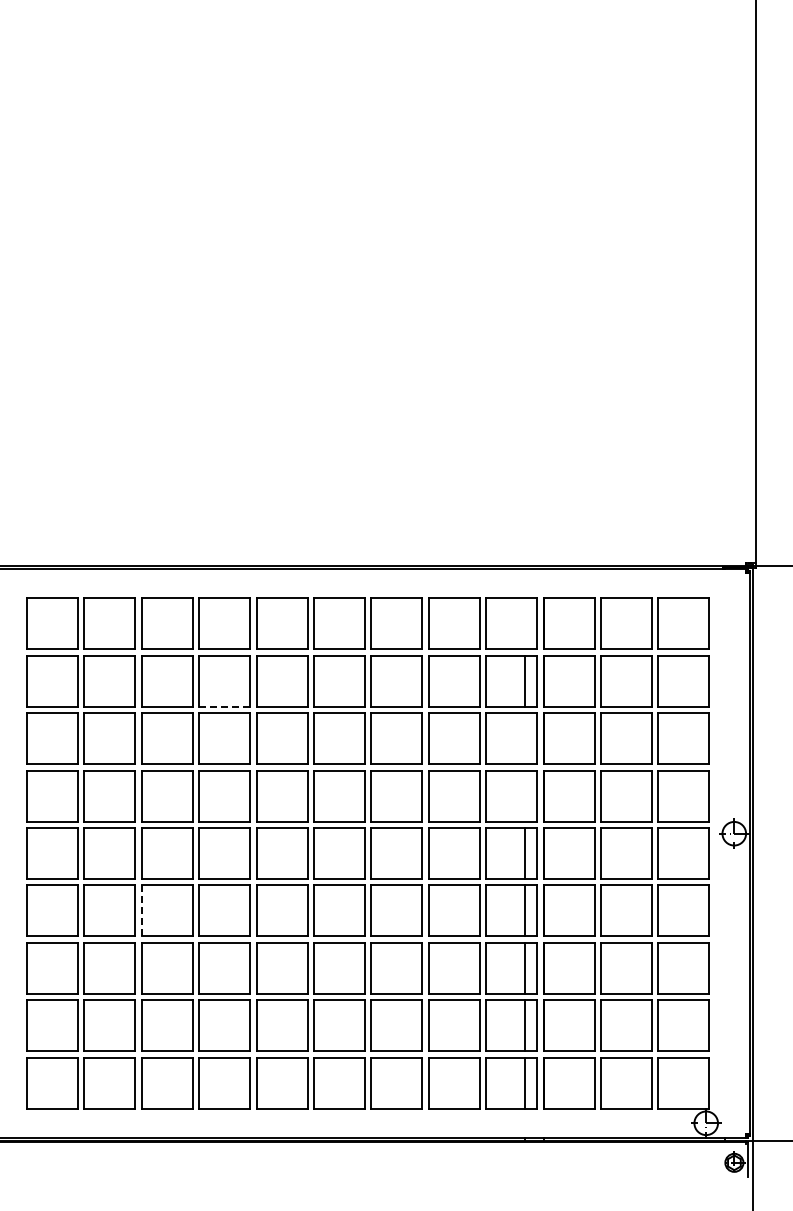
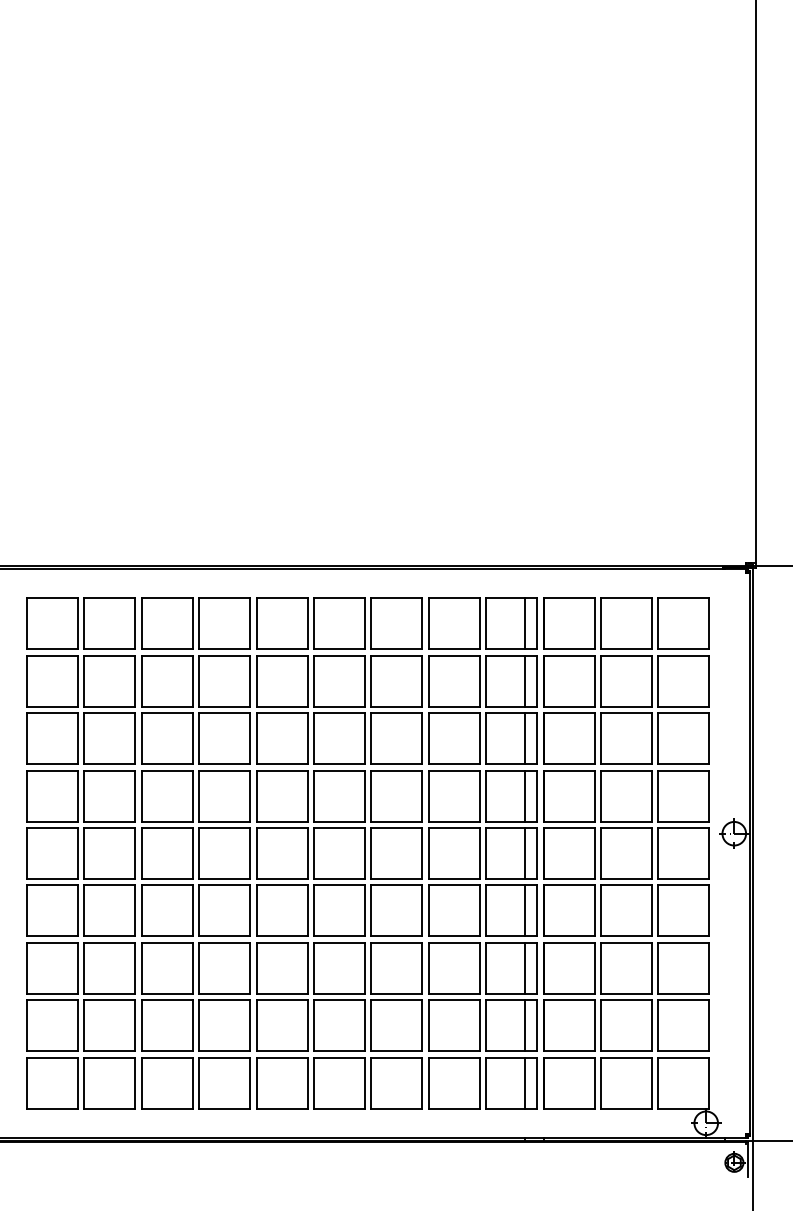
line: none -> present (525, 623)
line: dashed -> solid (224, 706)
line: none -> present (525, 738)
line: none -> present (525, 795)
line: dashed -> solid (141, 910)
